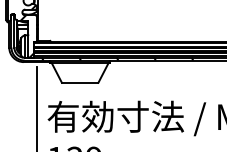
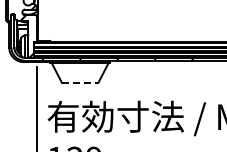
line: solid -> dashed (80, 82)
